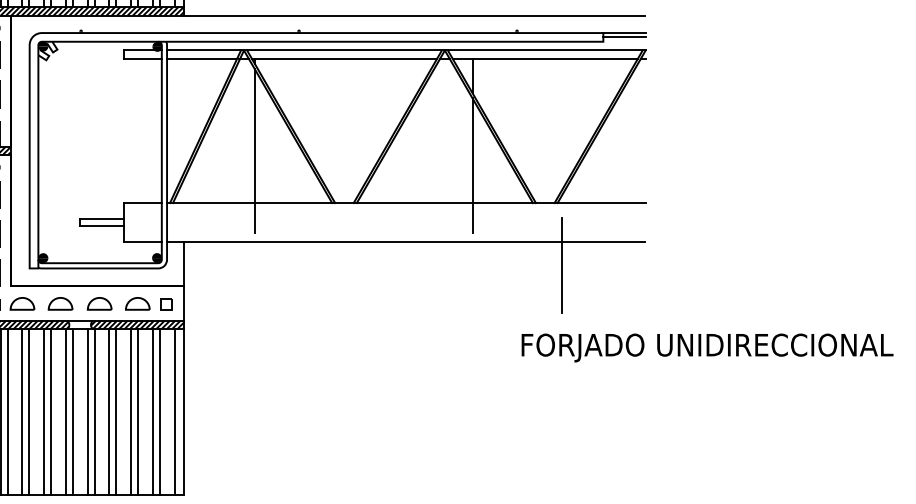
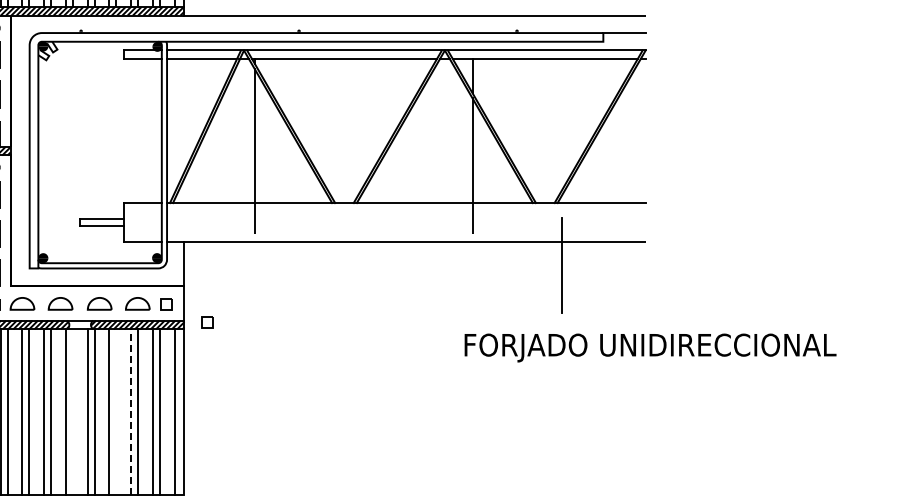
line: present -> none (624, 36)
part: none -> present (207, 322)
text position: (707, 347) -> (650, 347) (650, 347)
line: present -> none (72, 411)
line: present -> none (116, 411)
line: solid -> dashed (131, 411)
